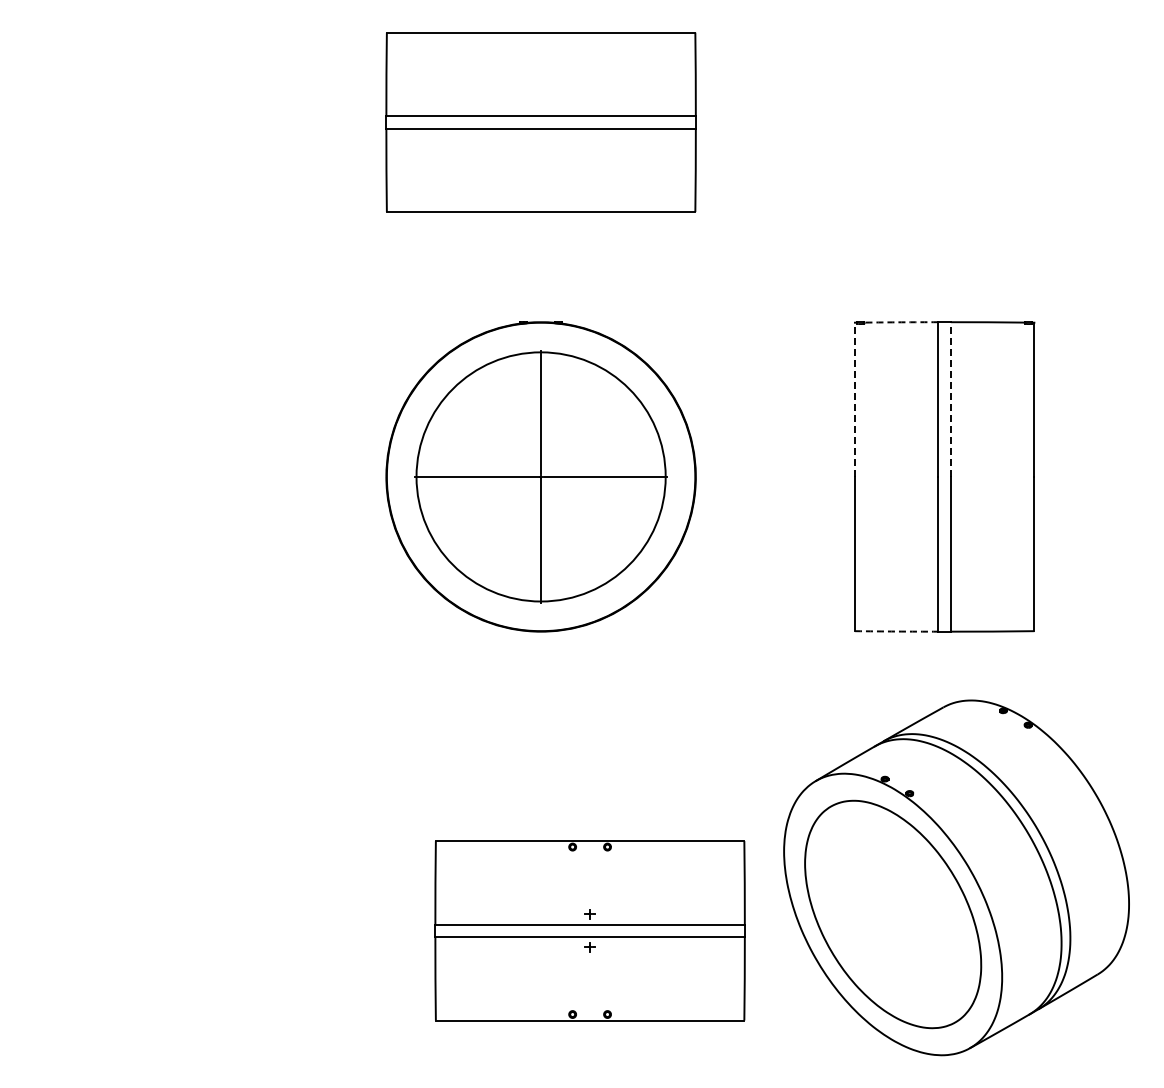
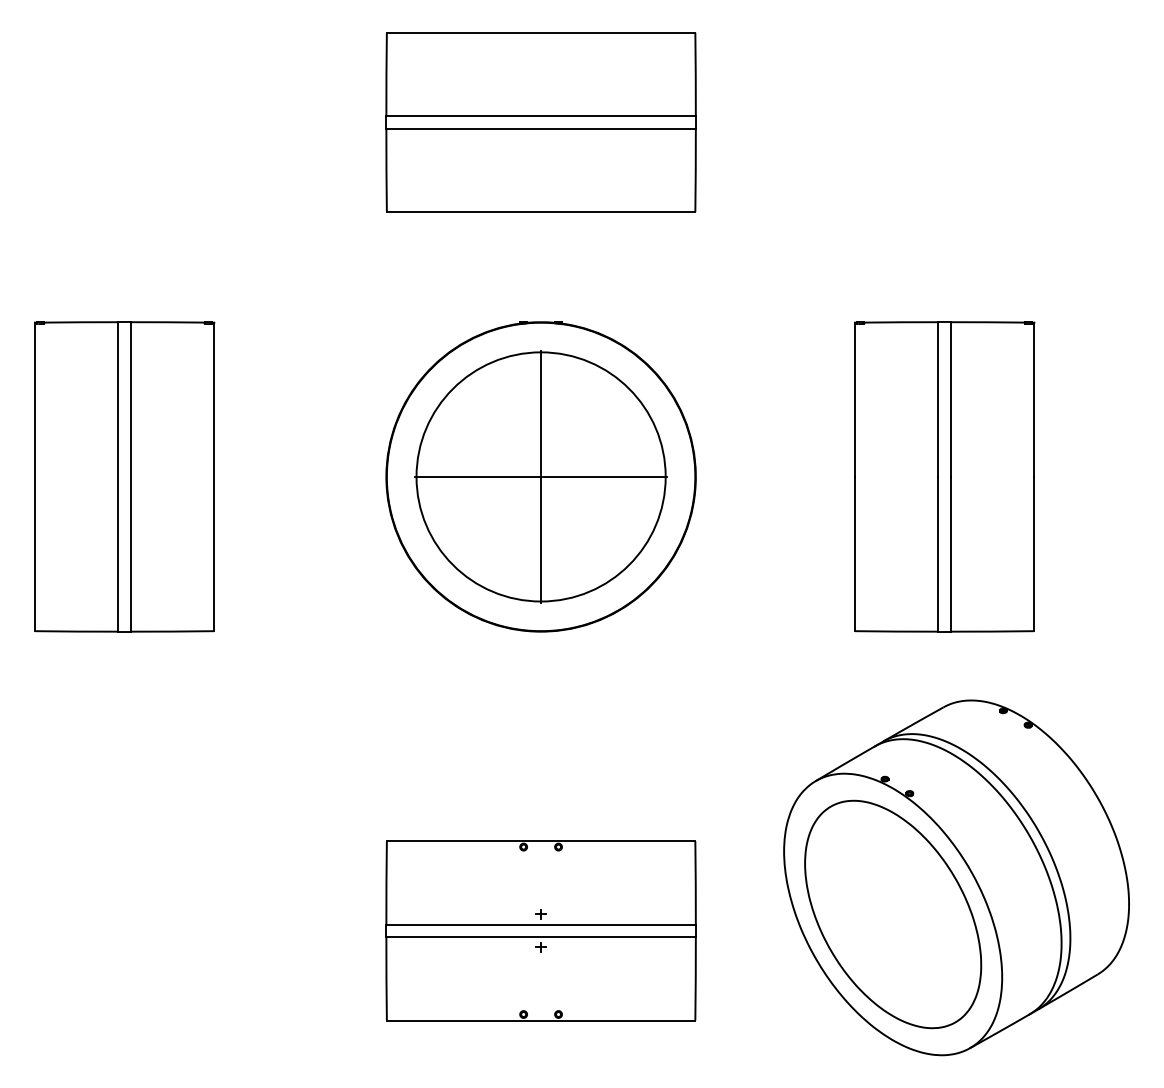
arc: dashed -> solid (901, 322)
line: dashed -> solid (854, 399)
line: dashed -> solid (950, 399)
part: none -> present (124, 476)
arc: dashed -> solid (896, 631)
part position: (589, 930) -> (540, 930) (540, 930)
